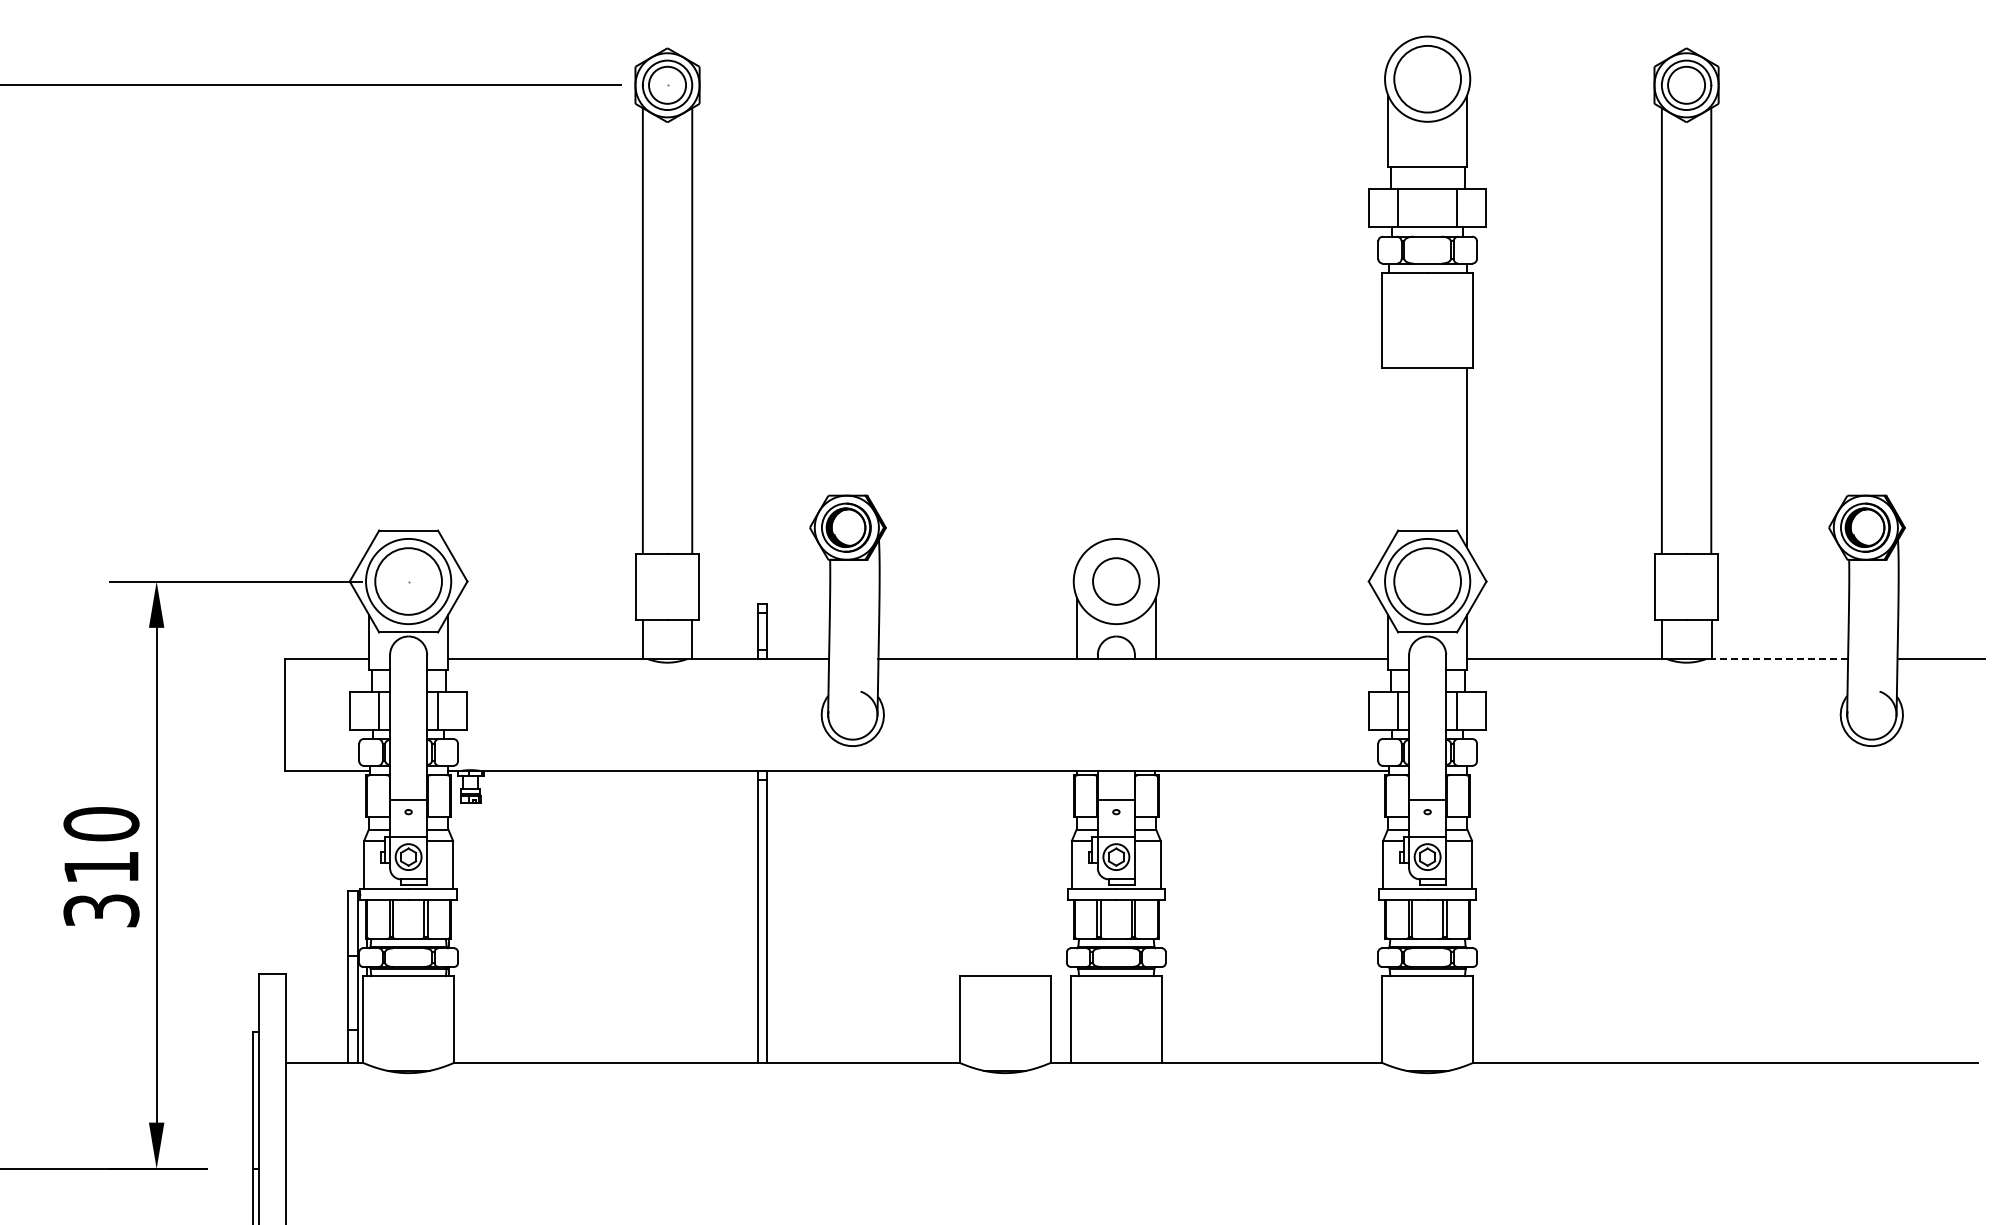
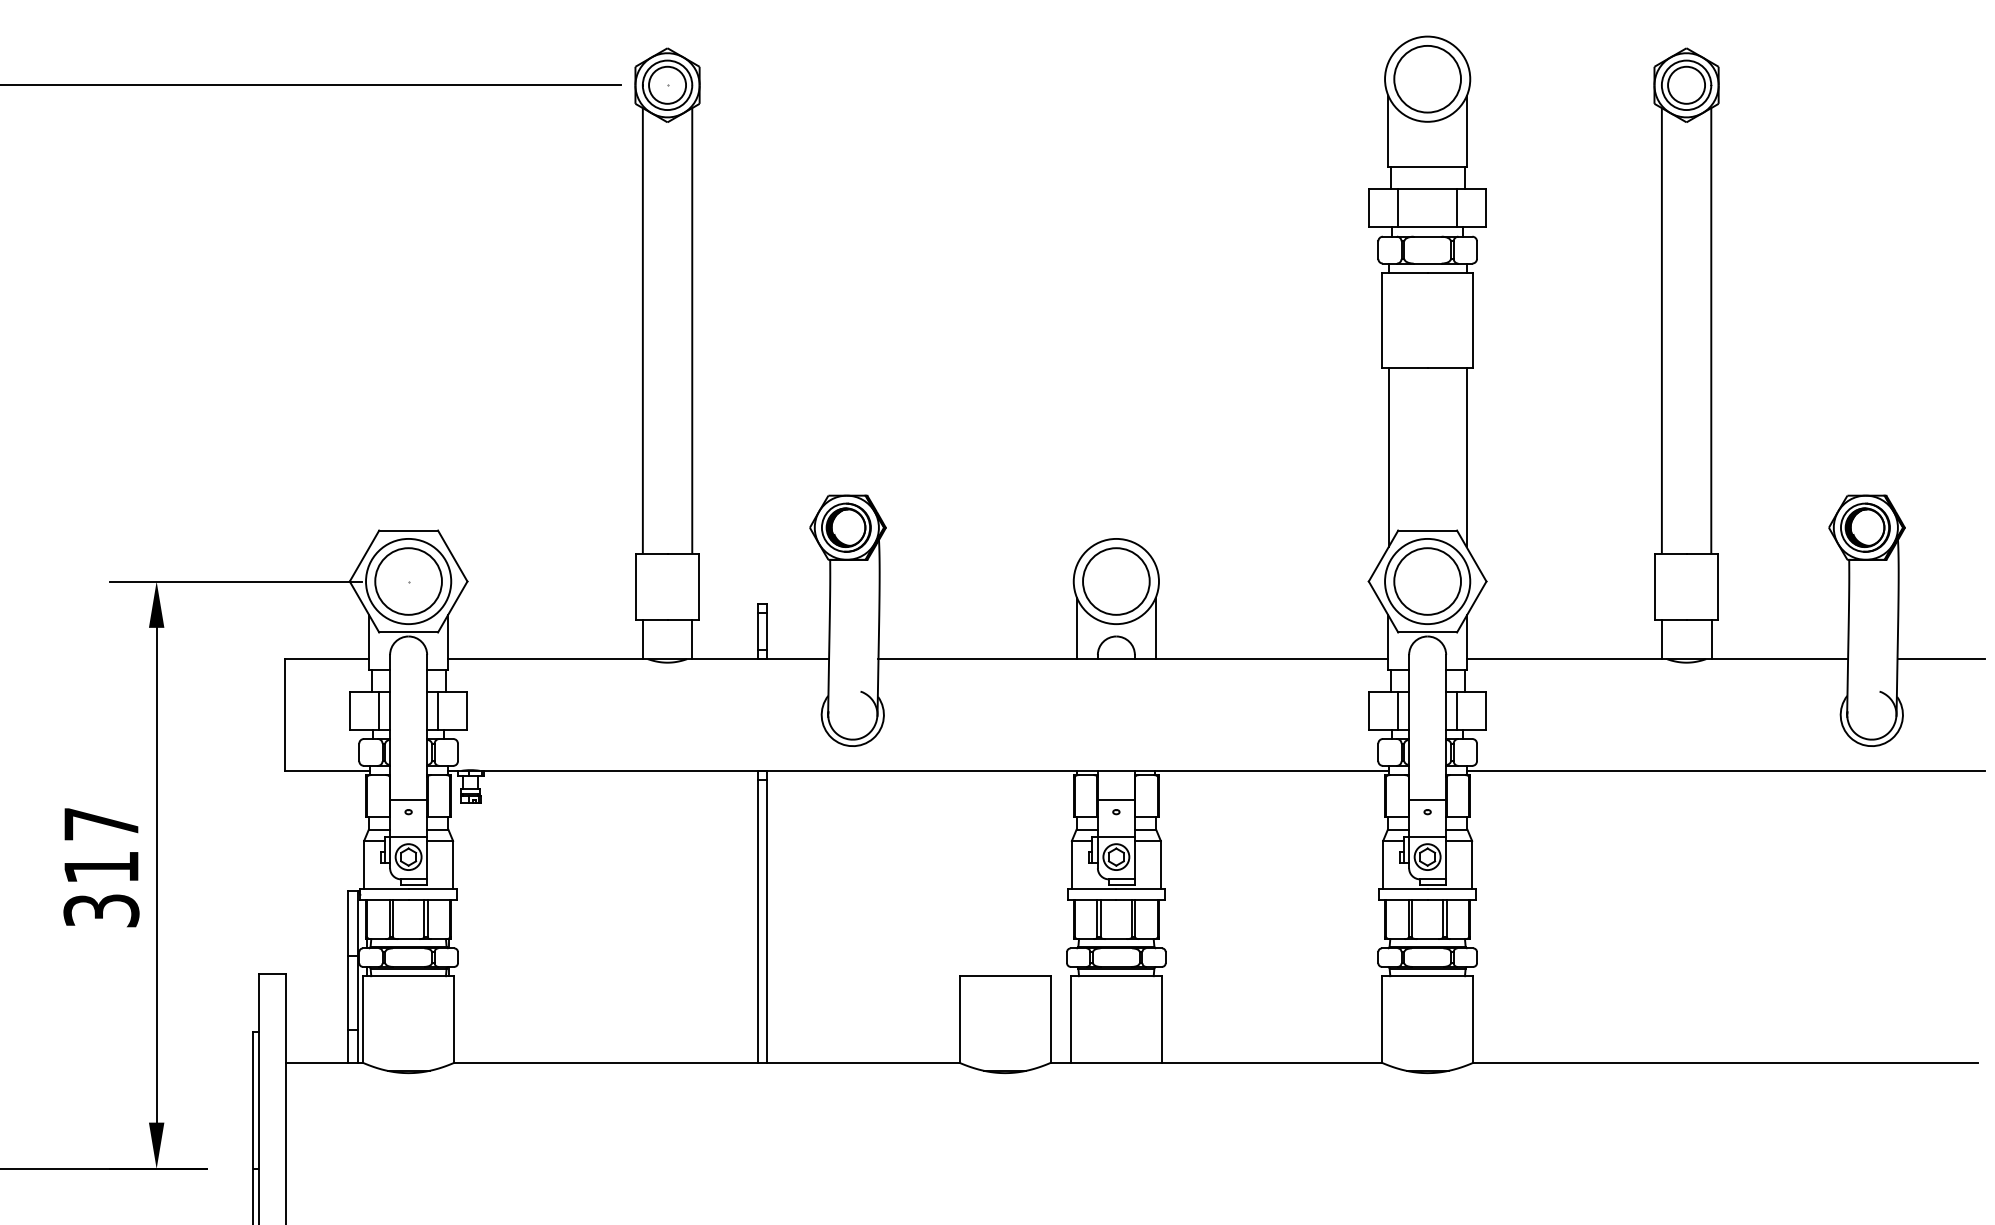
line: none -> present (1388, 457)
circle diameter: 47 px -> 67 px (1116, 581)
line: dashed -> solid (1779, 659)
line: none -> present (1725, 770)
text: 310 -> 317 (101, 824)
